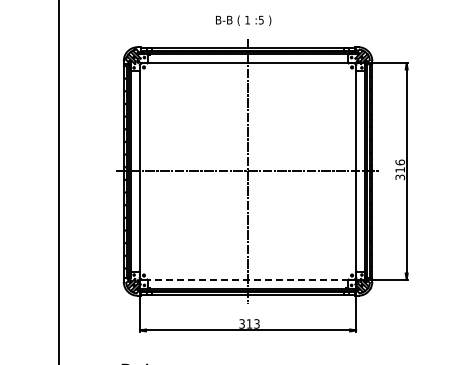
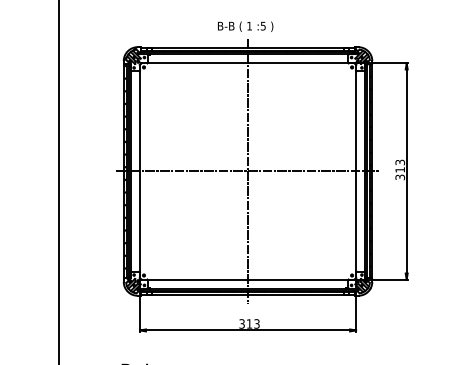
text position: (243, 20) -> (245, 26) (245, 26)
text: 316 -> 313 (400, 162)
line: dashed -> solid (248, 279)
